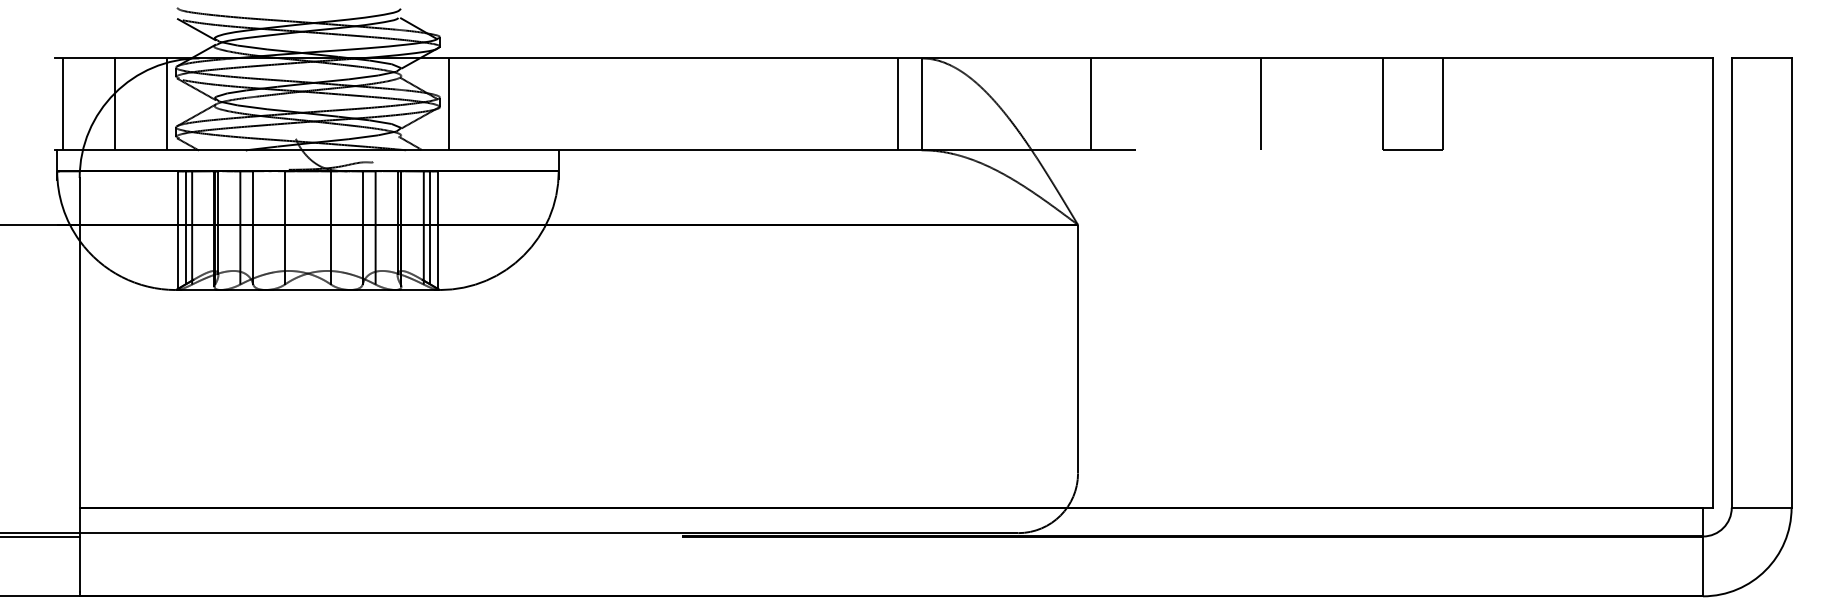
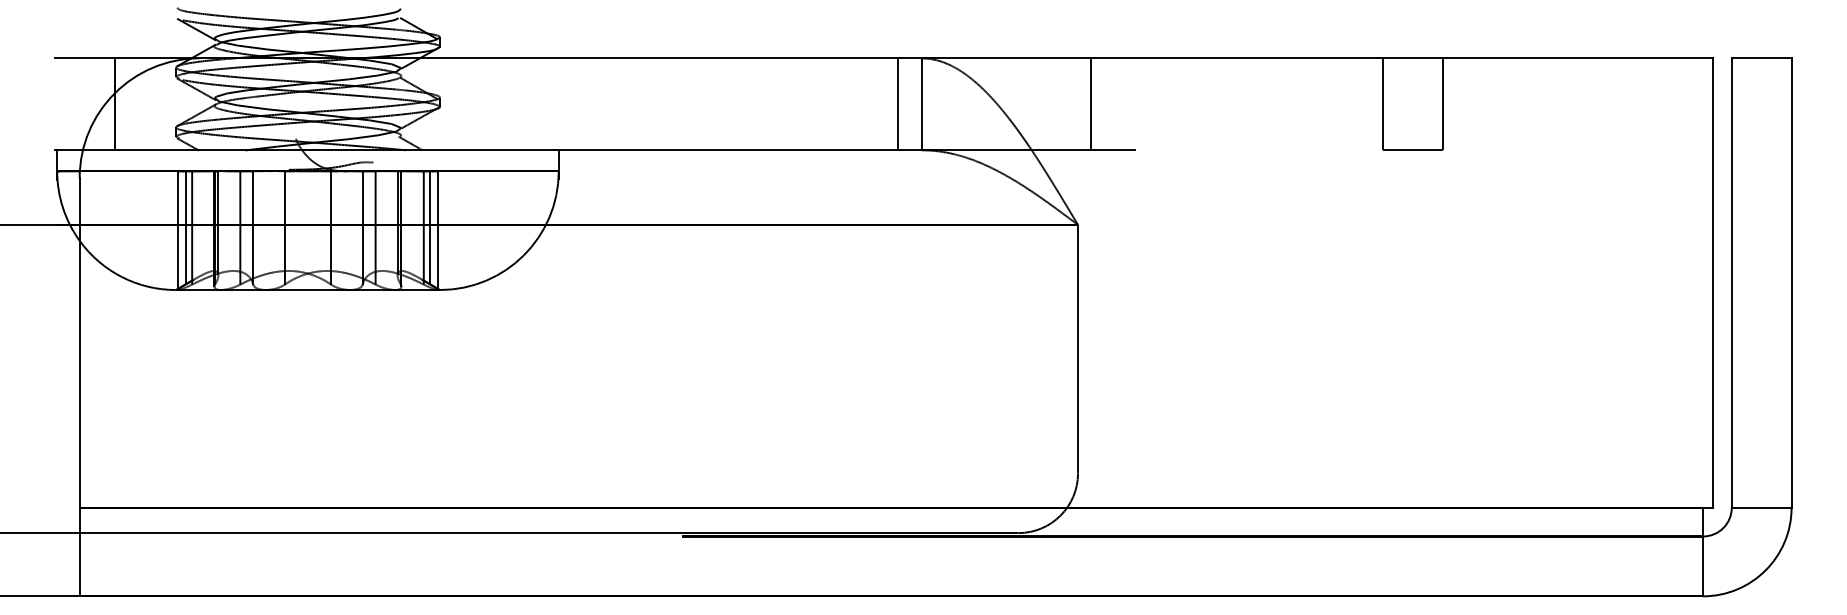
line: present -> none (63, 104)
line: present -> none (167, 104)
line: present -> none (448, 104)
line: present -> none (1261, 104)
line: present -> none (40, 536)
